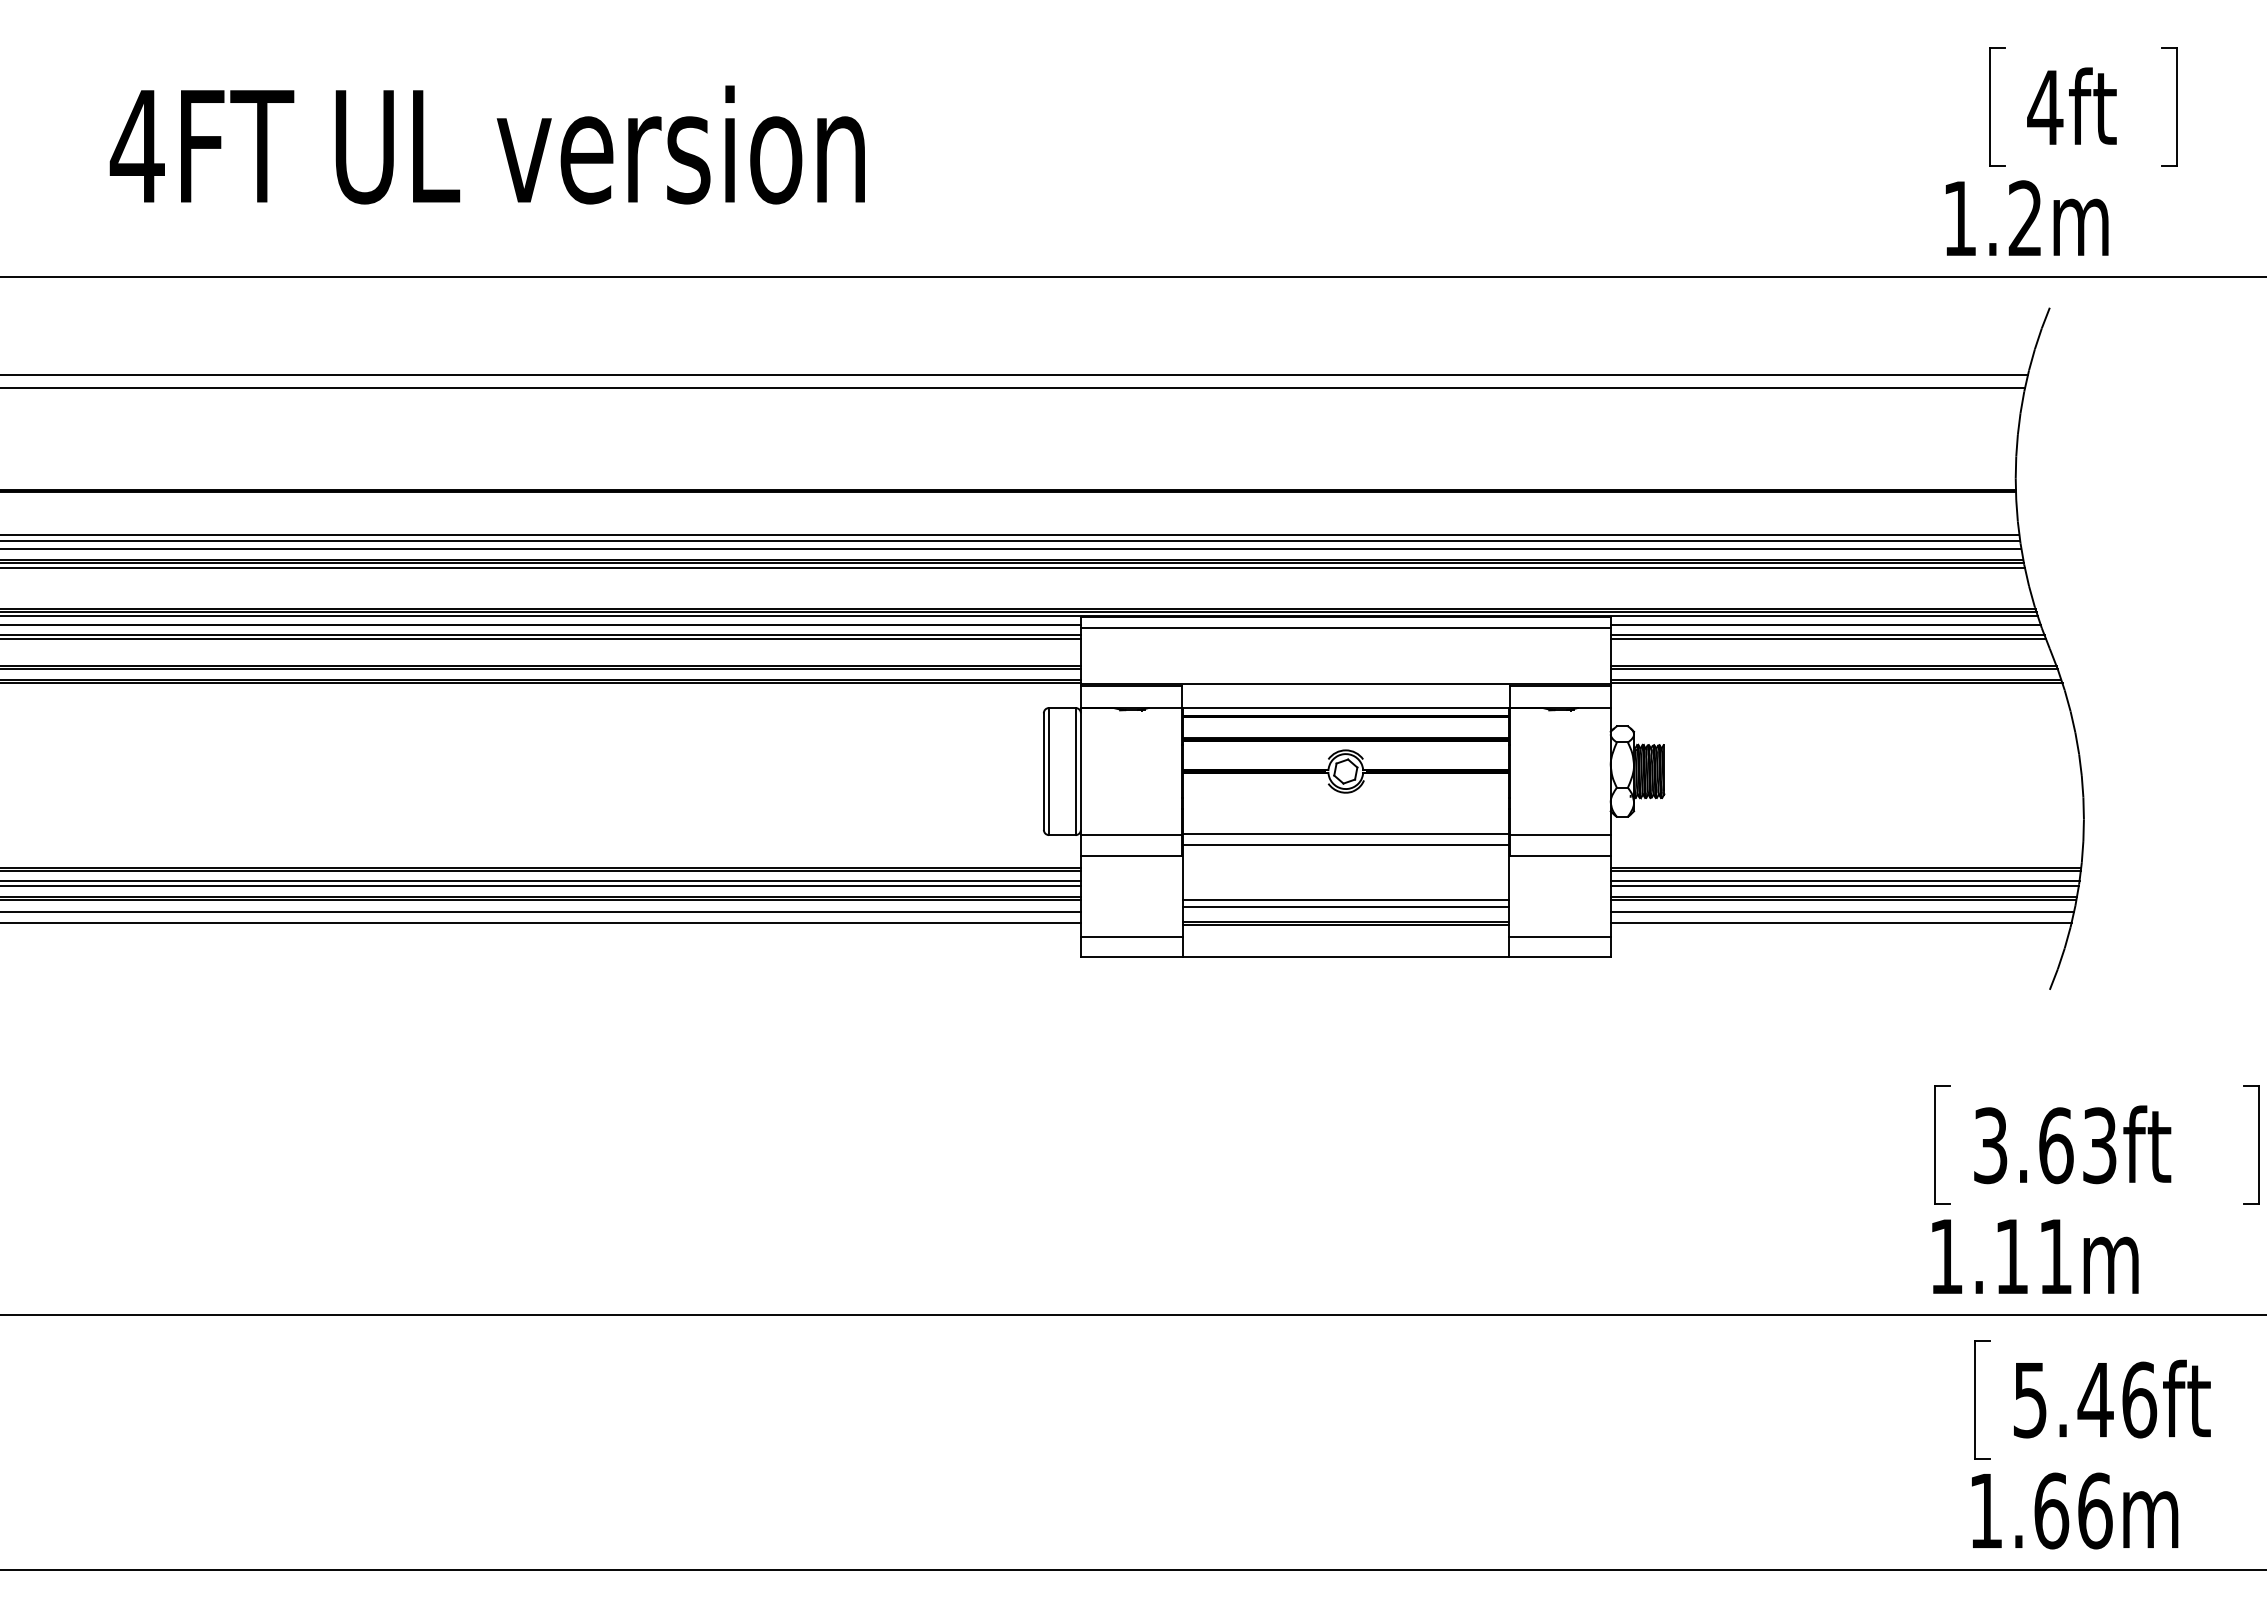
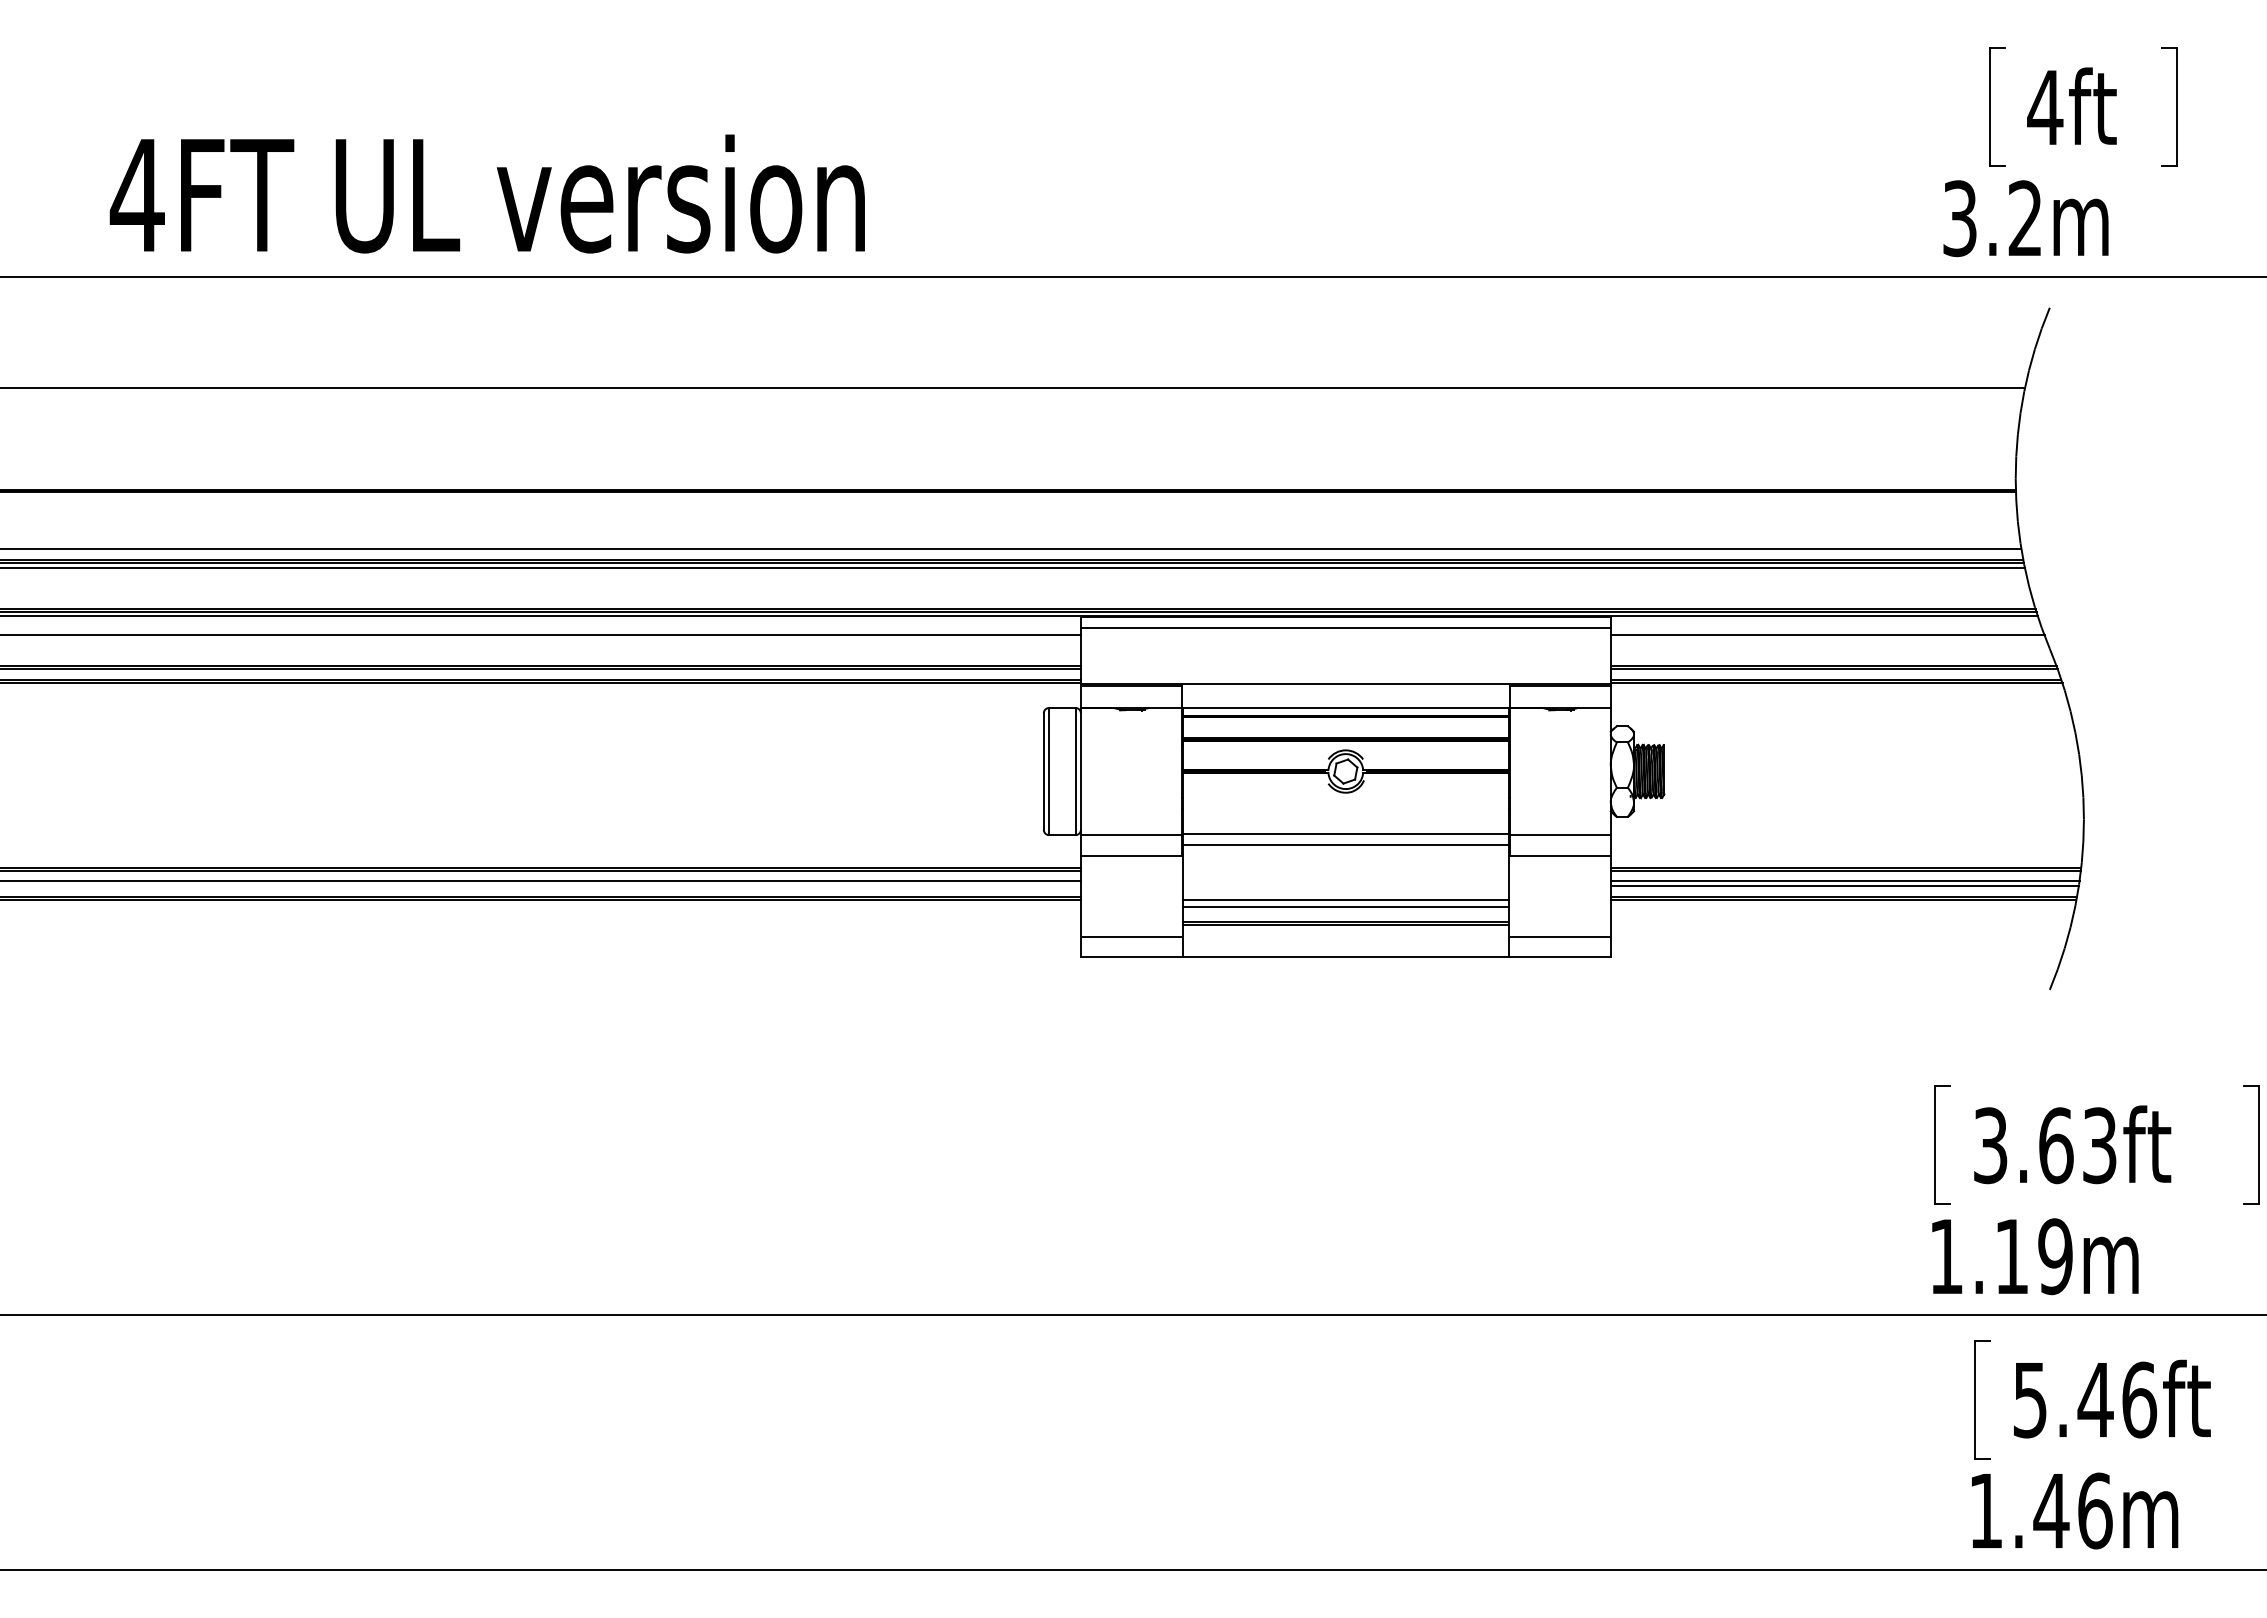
text position: (486, 144) -> (486, 193) (486, 193)
text: 1.2m -> 3.2m (1959, 218)
line: present -> none (1014, 375)
line: present -> none (1010, 535)
line: present -> none (1011, 540)
line: present -> none (541, 624)
line: present -> none (1825, 624)
line: present -> none (541, 638)
line: present -> none (1827, 638)
line: present -> none (541, 885)
line: present -> none (541, 911)
line: present -> none (1842, 911)
line: present -> none (541, 922)
line: present -> none (1840, 922)
text: 1.11m -> 1.19m (2055, 1256)
text: 1.66m -> 1.46m (2051, 1510)
